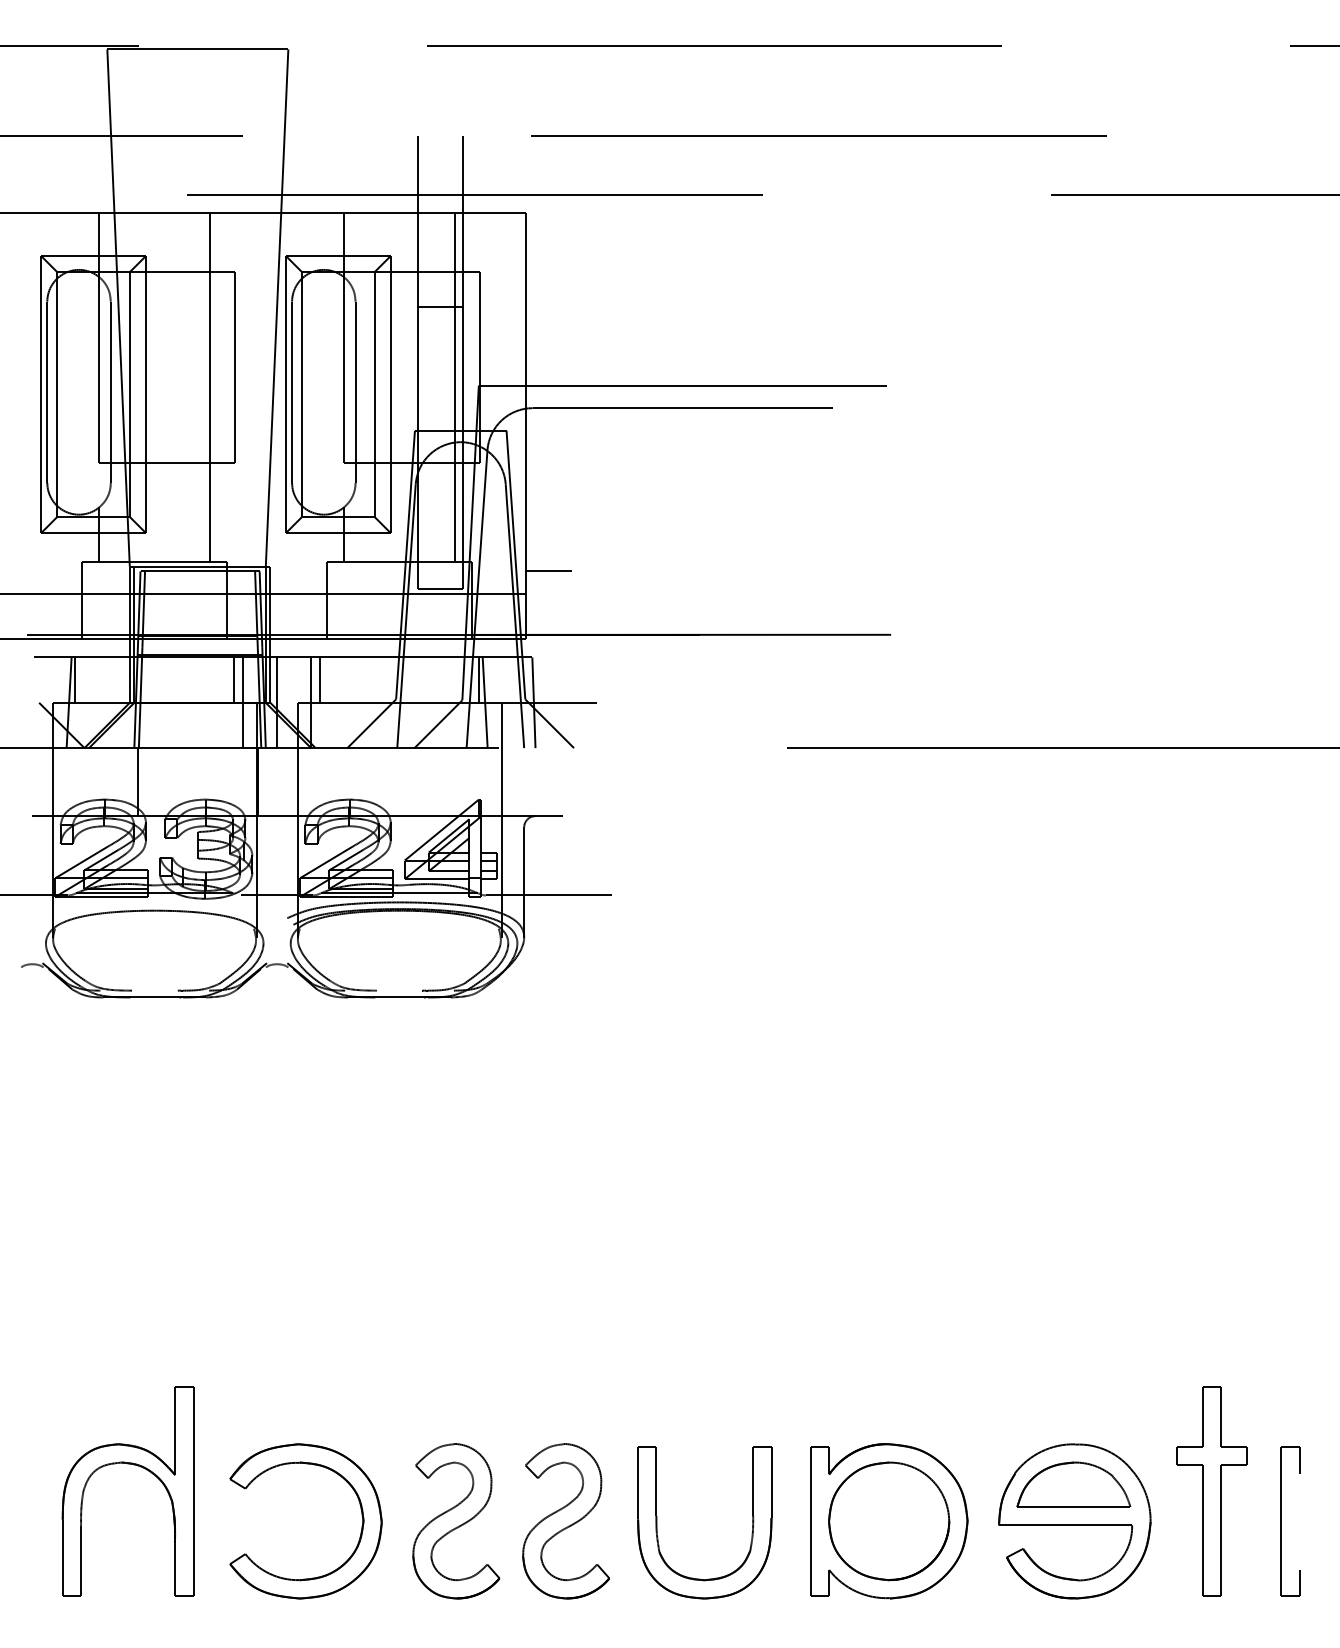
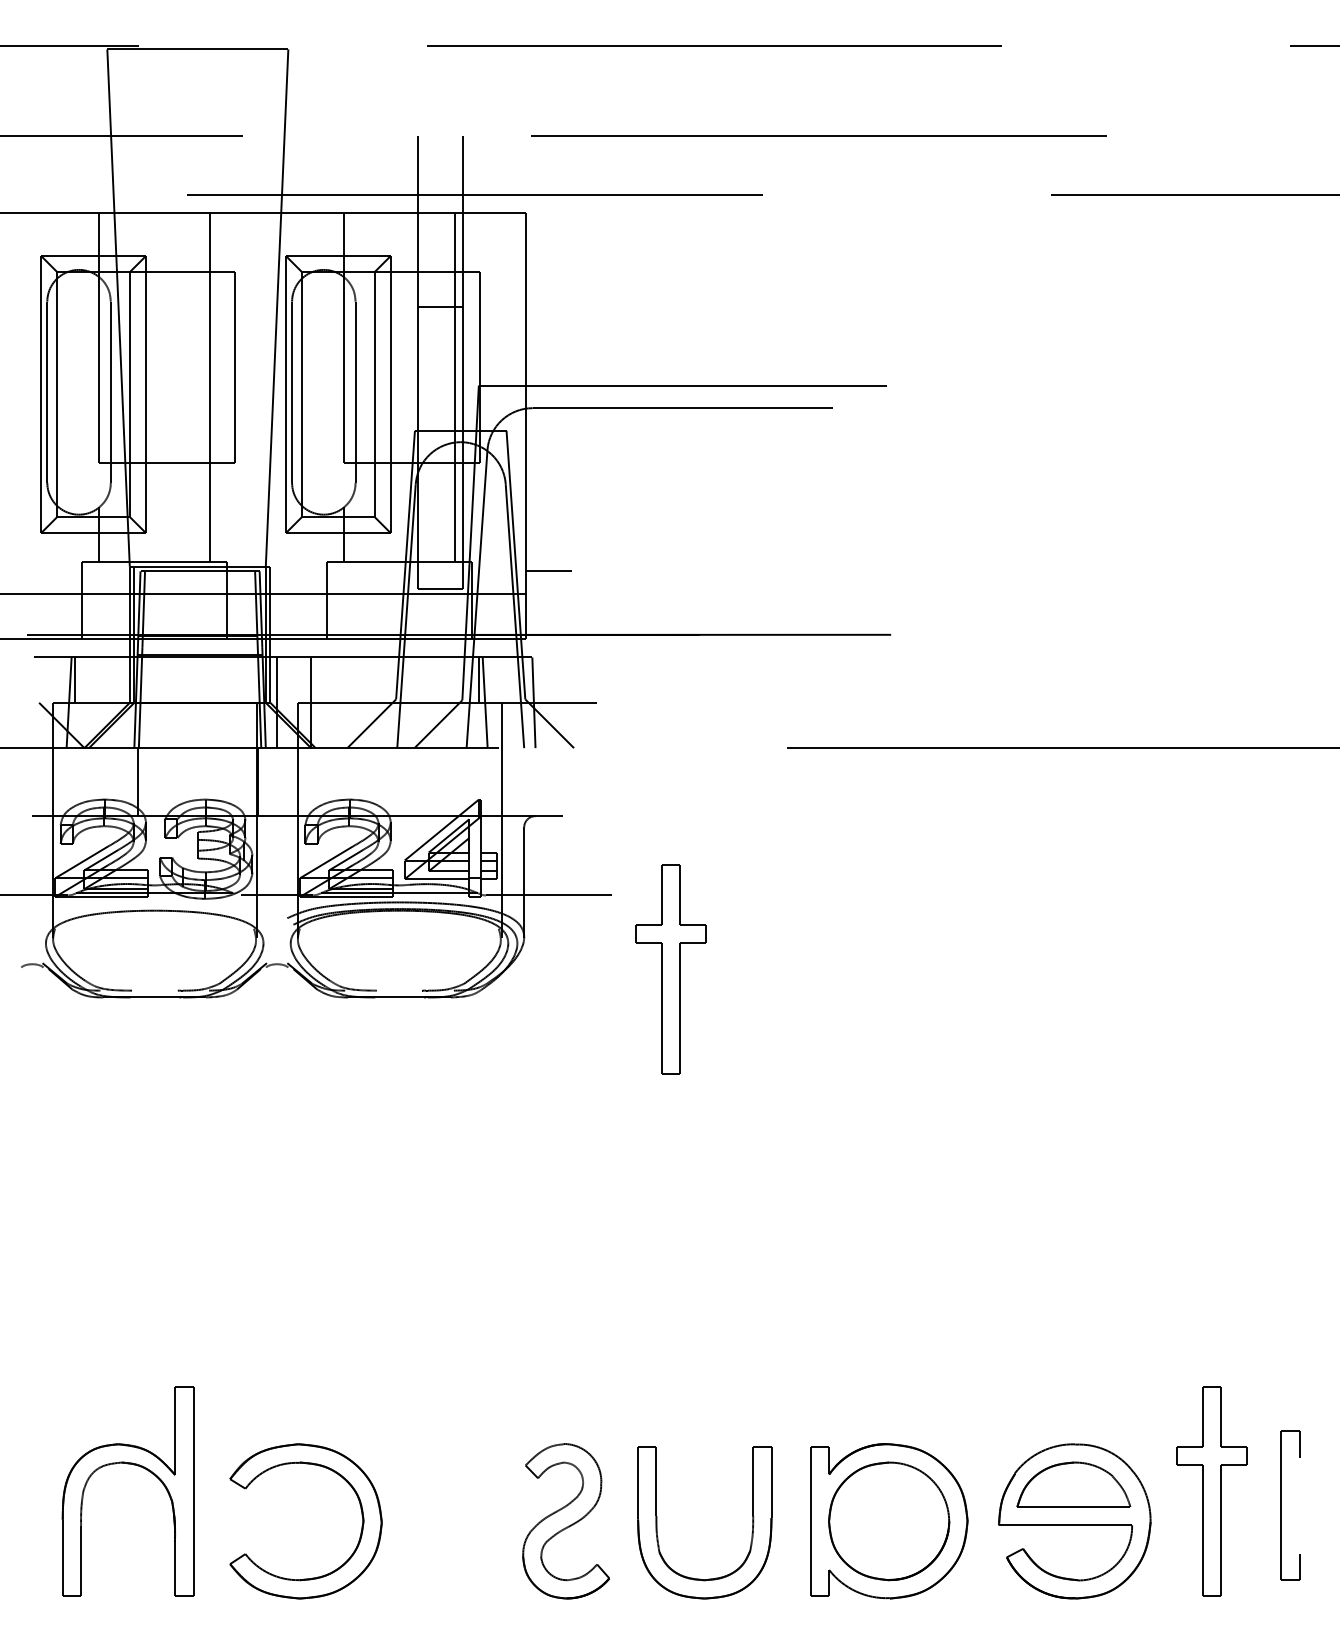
line: present -> none (234, 679)
line: present -> none (320, 679)
line: present -> none (242, 702)
part: none -> present (670, 969)
part: present -> none (456, 1521)
part position: (1281, 1521) -> (1281, 1505) (1281, 1505)
